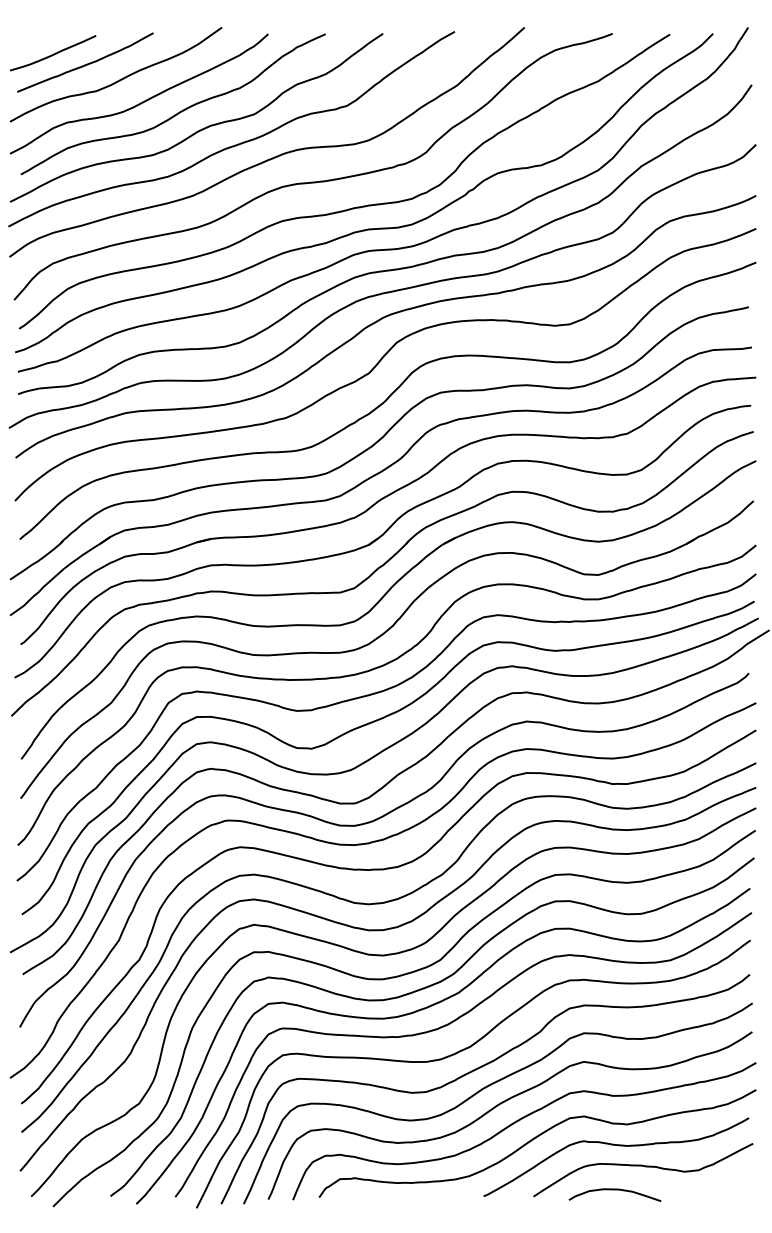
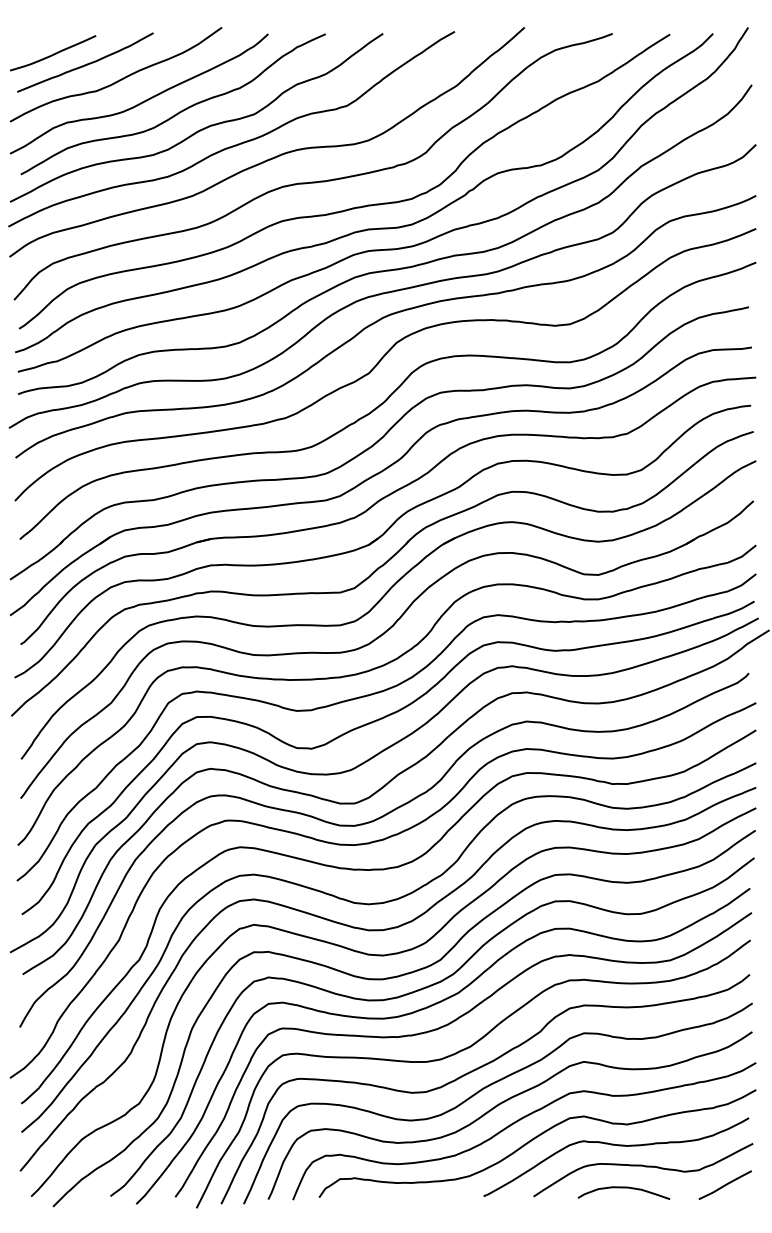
line: none -> present (724, 1184)
curve position: (614, 1190) -> (623, 1188) (623, 1188)
